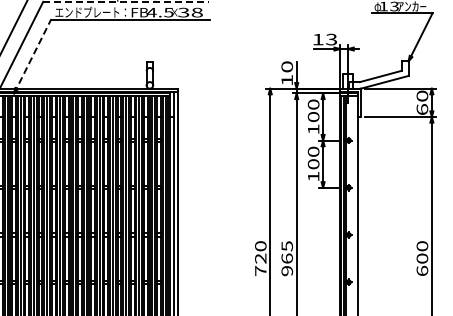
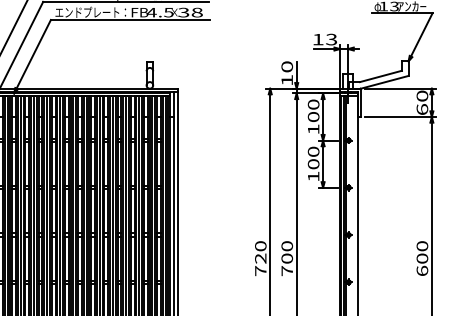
line: dashed -> solid (126, 1)
line: dashed -> solid (32, 56)
text: 965 -> 700 (286, 258)
